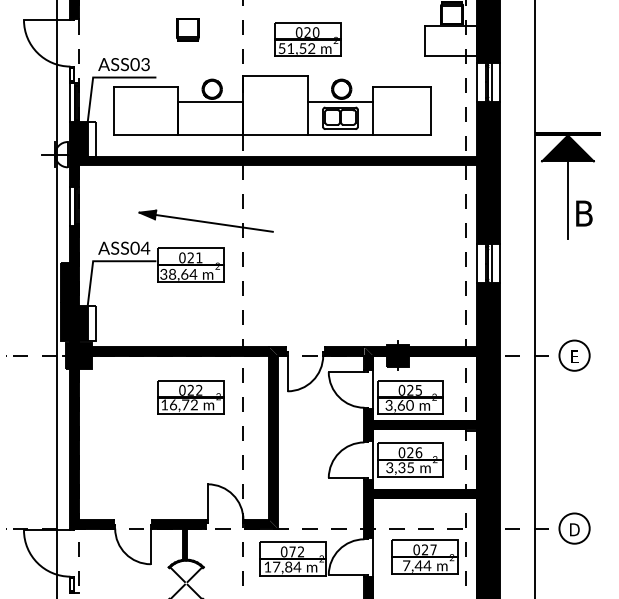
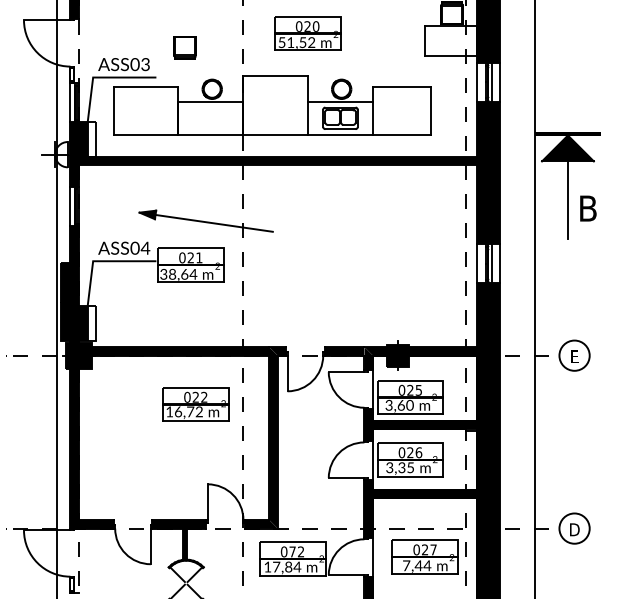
part position: (187, 29) -> (184, 47) (184, 47)
part position: (307, 39) -> (307, 33) (307, 33)
text position: (584, 213) -> (588, 208) (588, 208)
part position: (190, 397) -> (195, 404) (195, 404)
